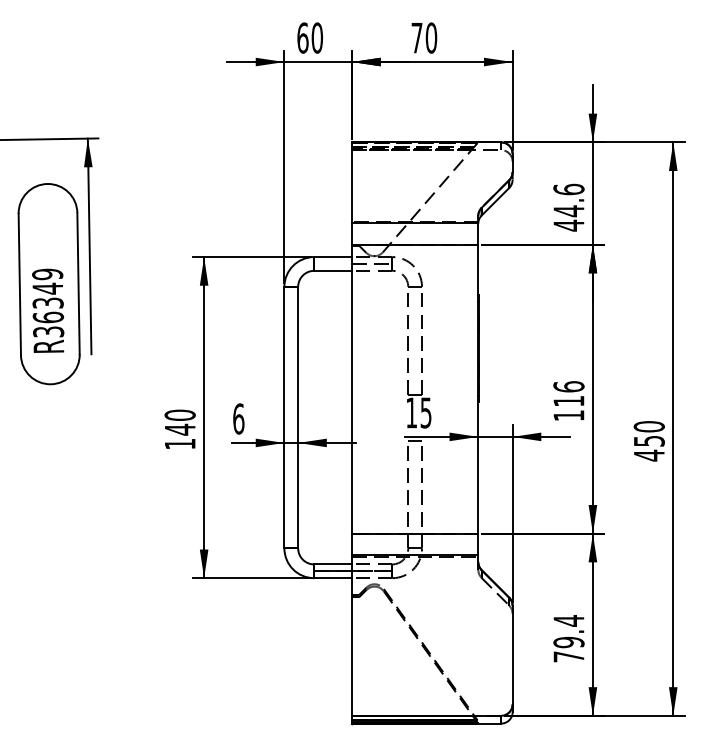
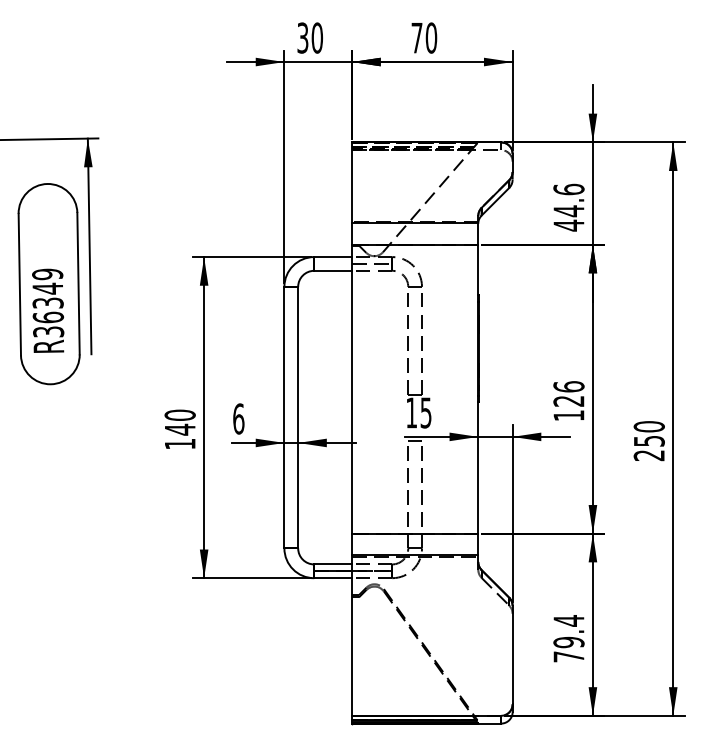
text: 60 -> 30 (302, 37)
text: 116 -> 126 (568, 401)
text: 450 -> 250 (648, 455)
